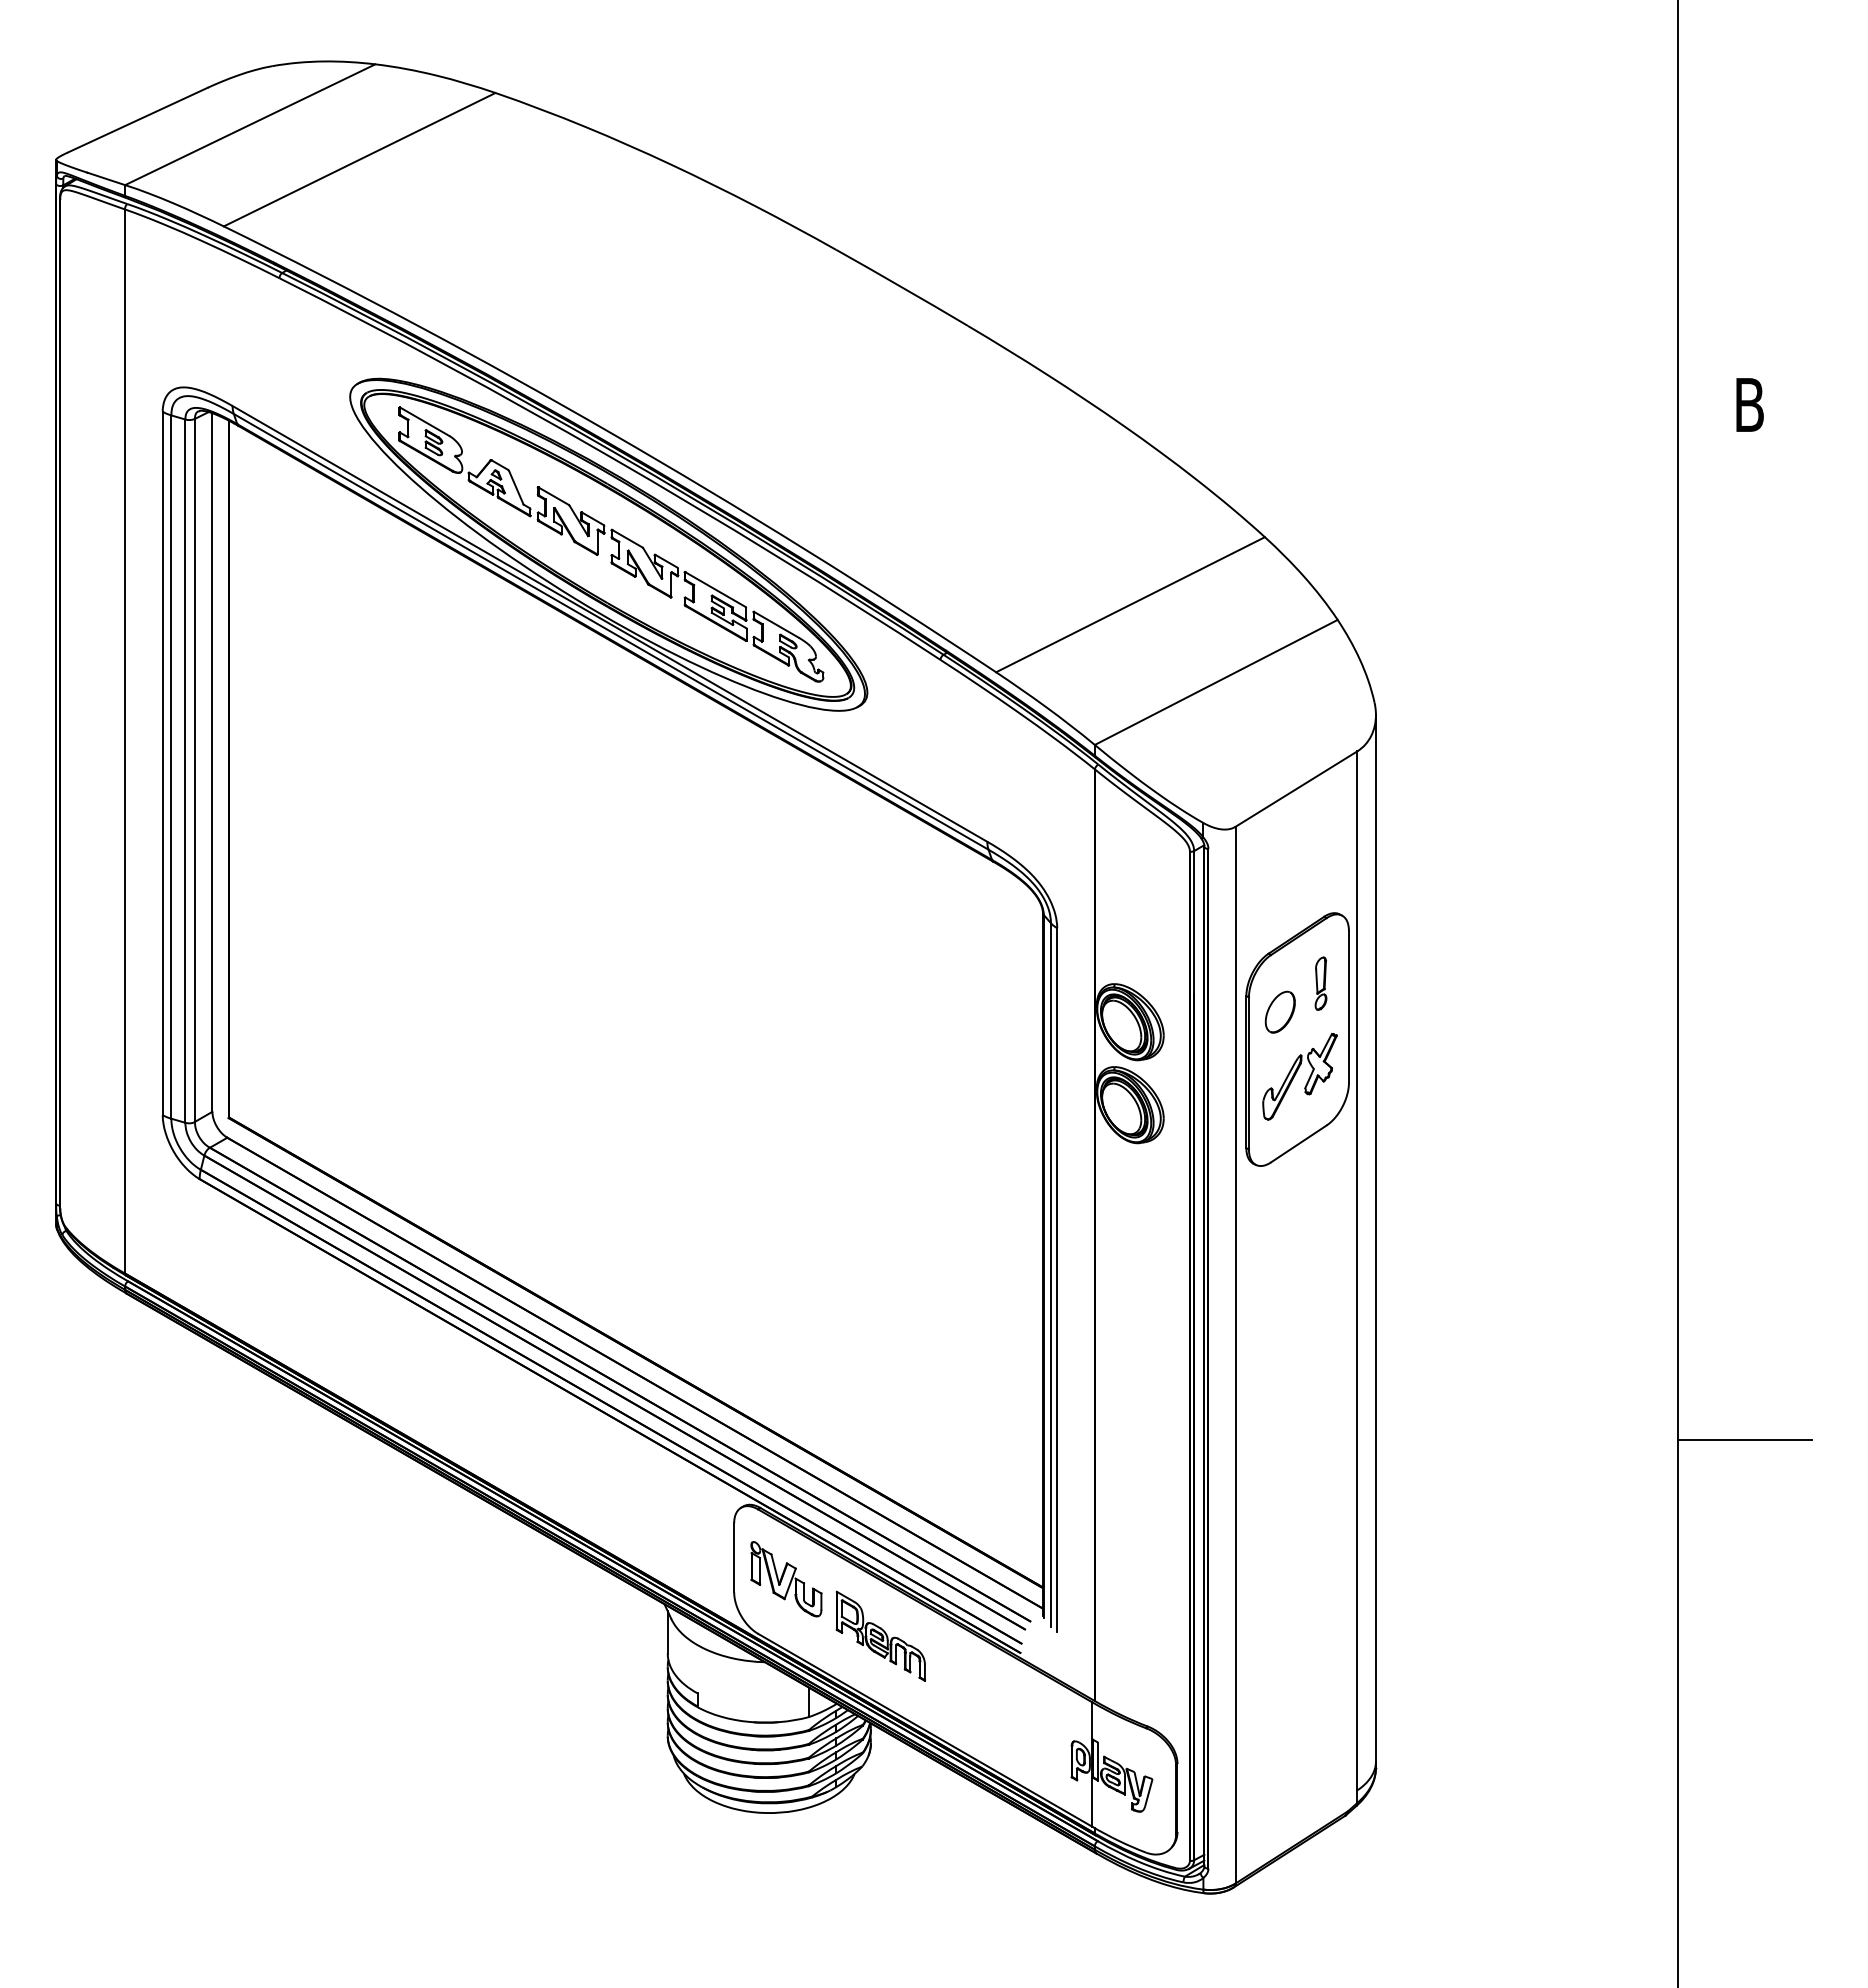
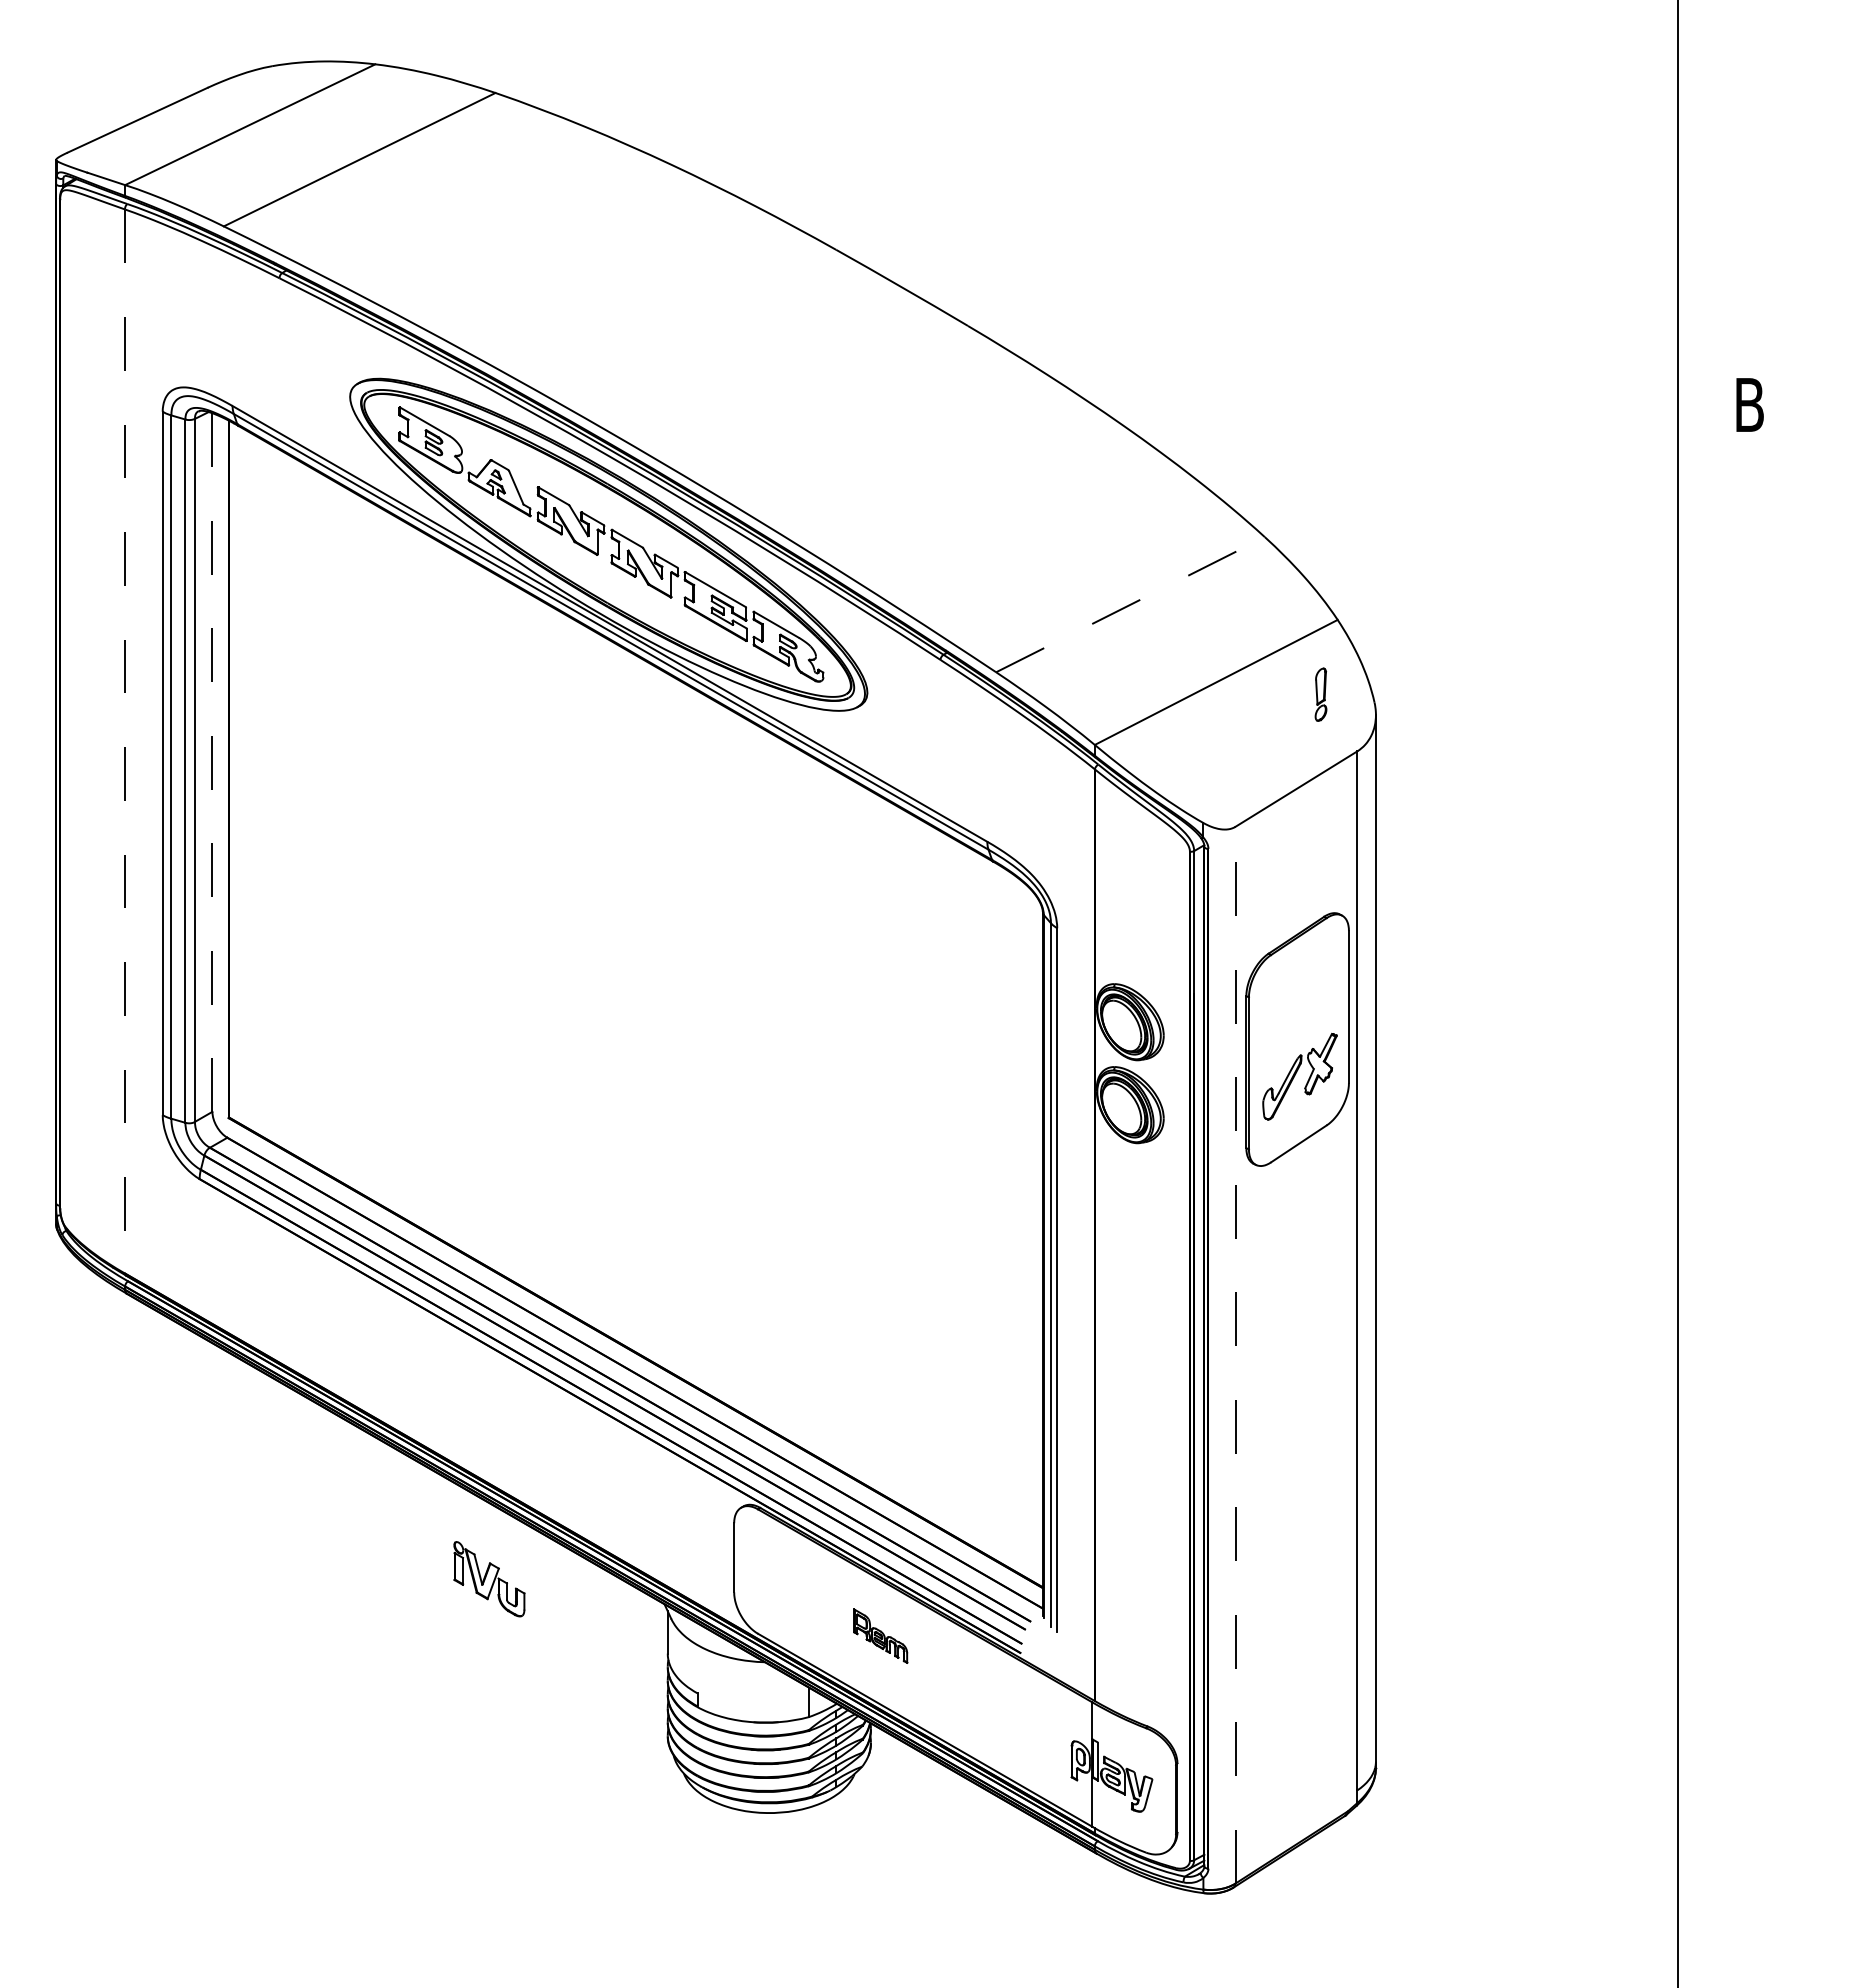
line: solid -> dashed (1130, 604)
line: solid -> dashed (125, 742)
line: solid -> dashed (212, 763)
part position: (1320, 983) -> (1320, 694) (1320, 694)
part: present -> none (1279, 1011)
line: solid -> dashed (1235, 1354)
line: present -> none (1744, 1439)
part position: (786, 1579) -> (489, 1579) (489, 1579)
part size: 91x92 px -> 56x56 px (880, 1635)
